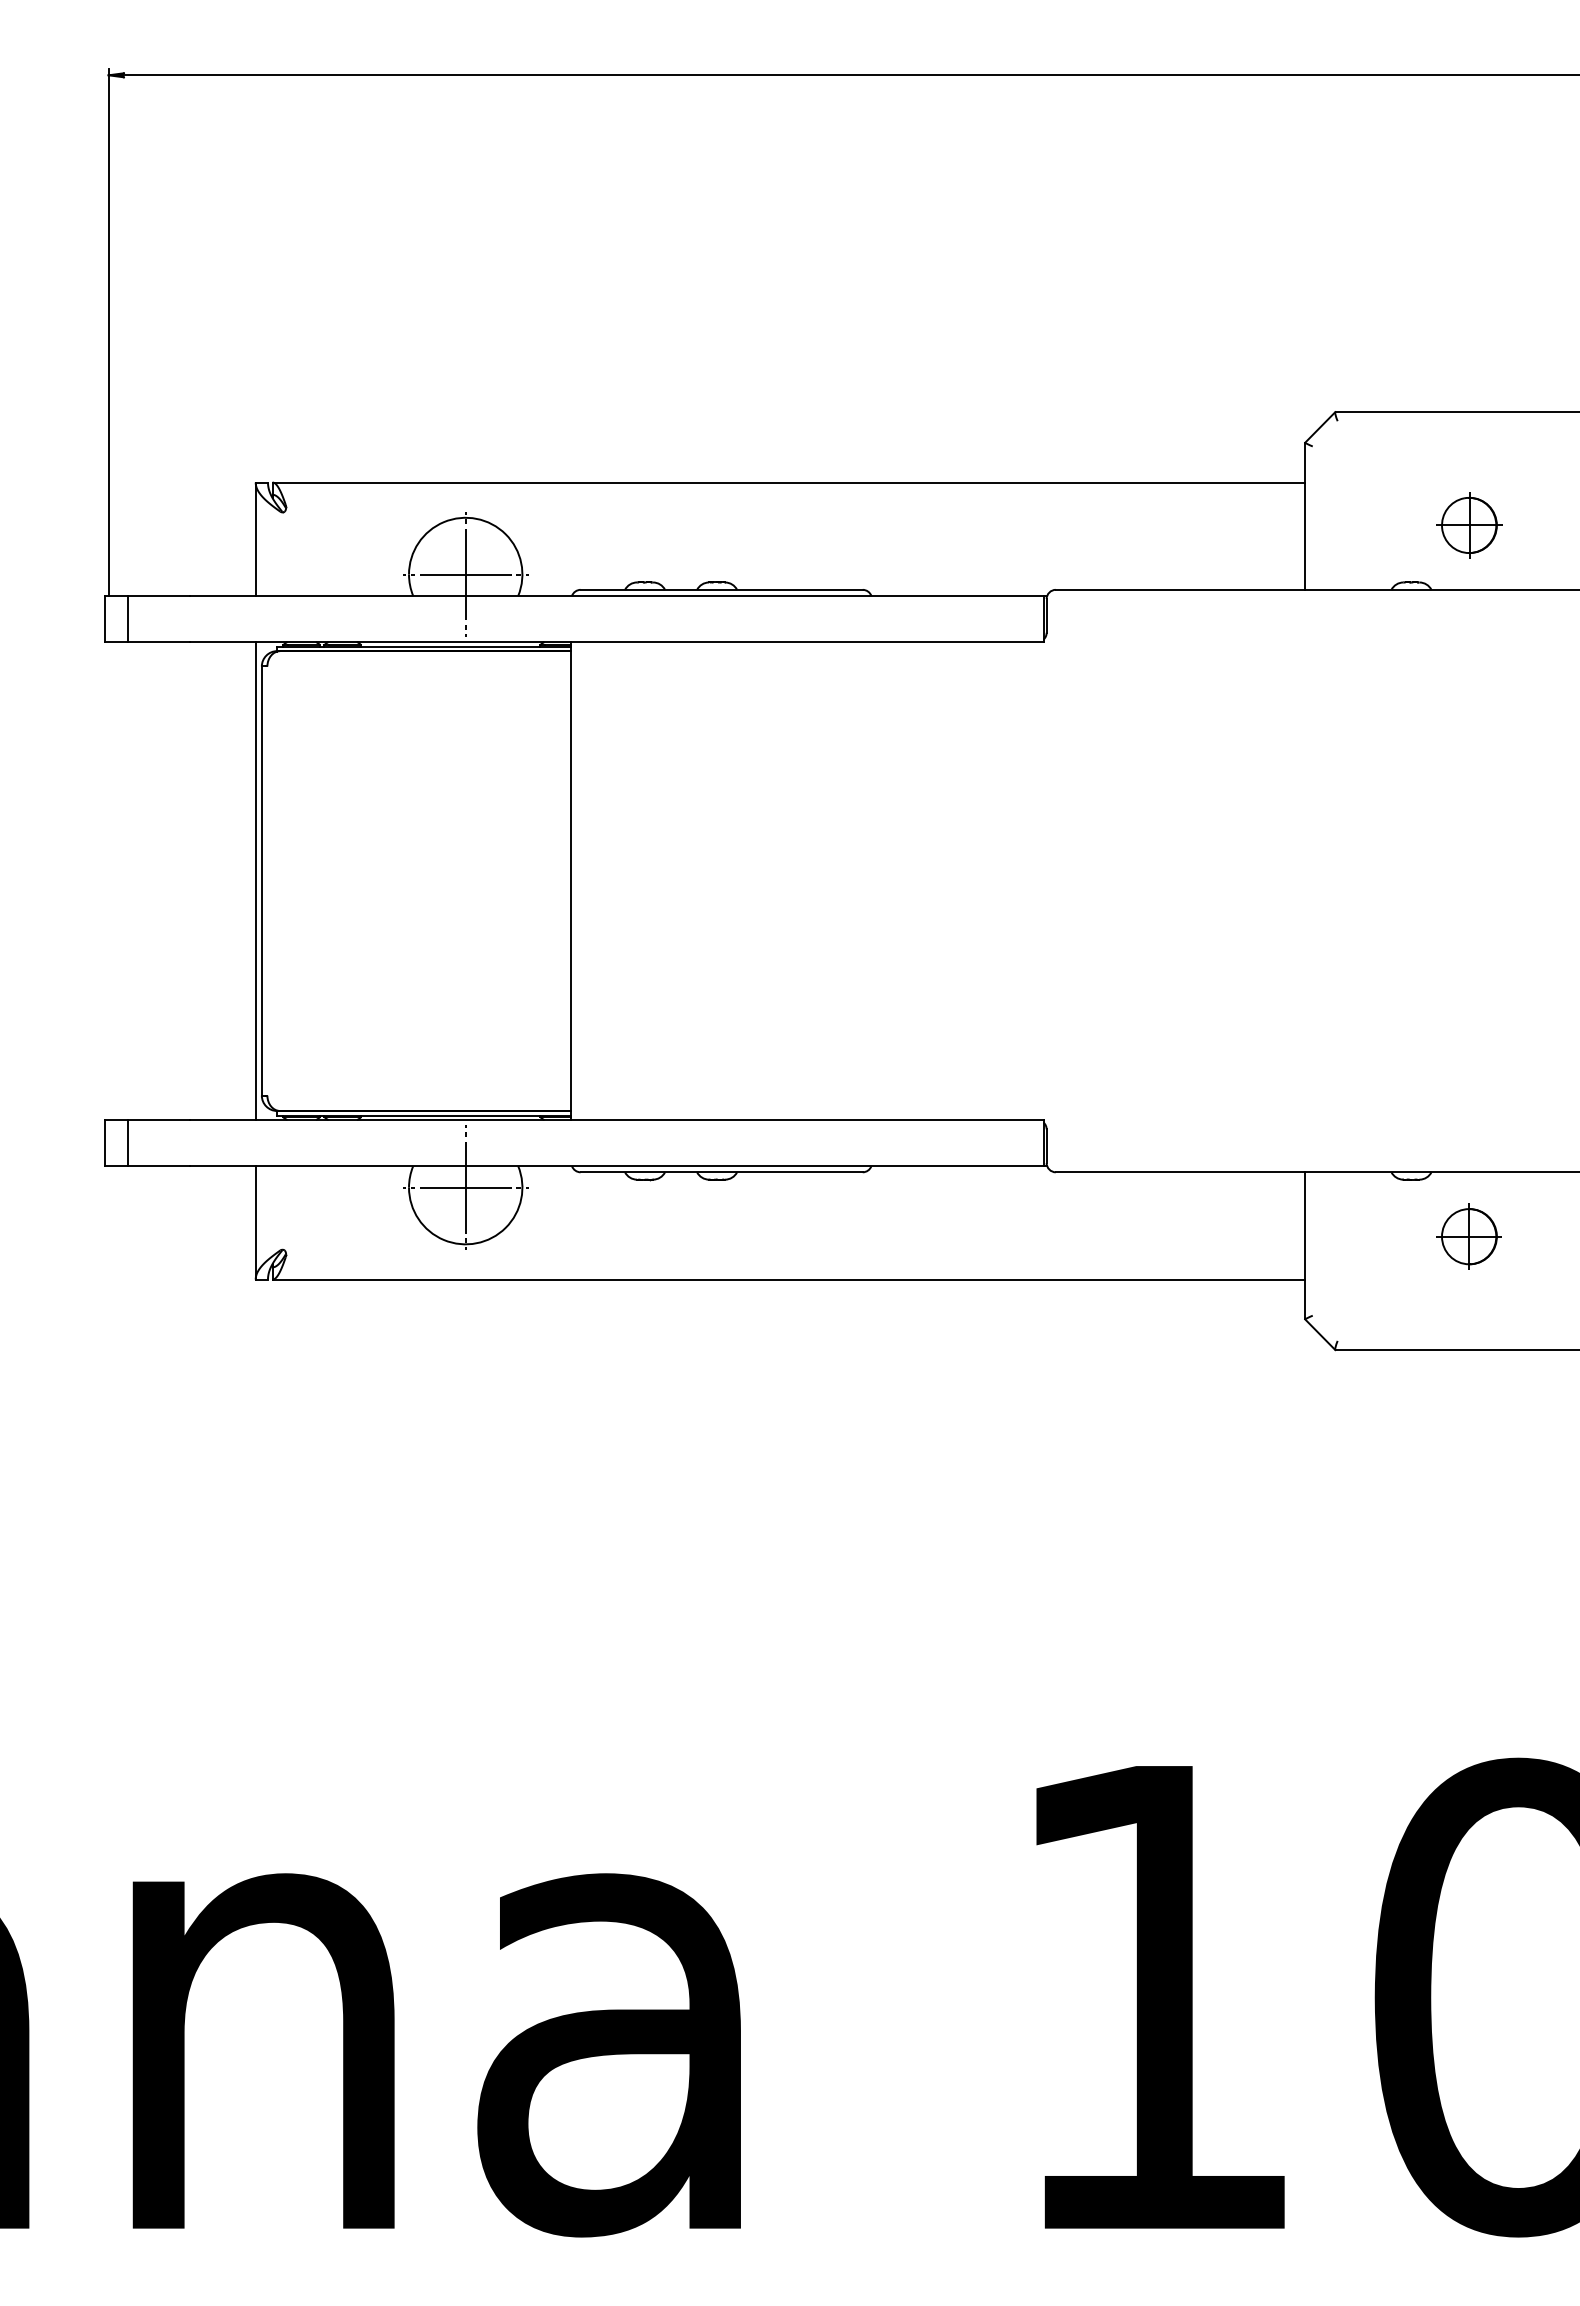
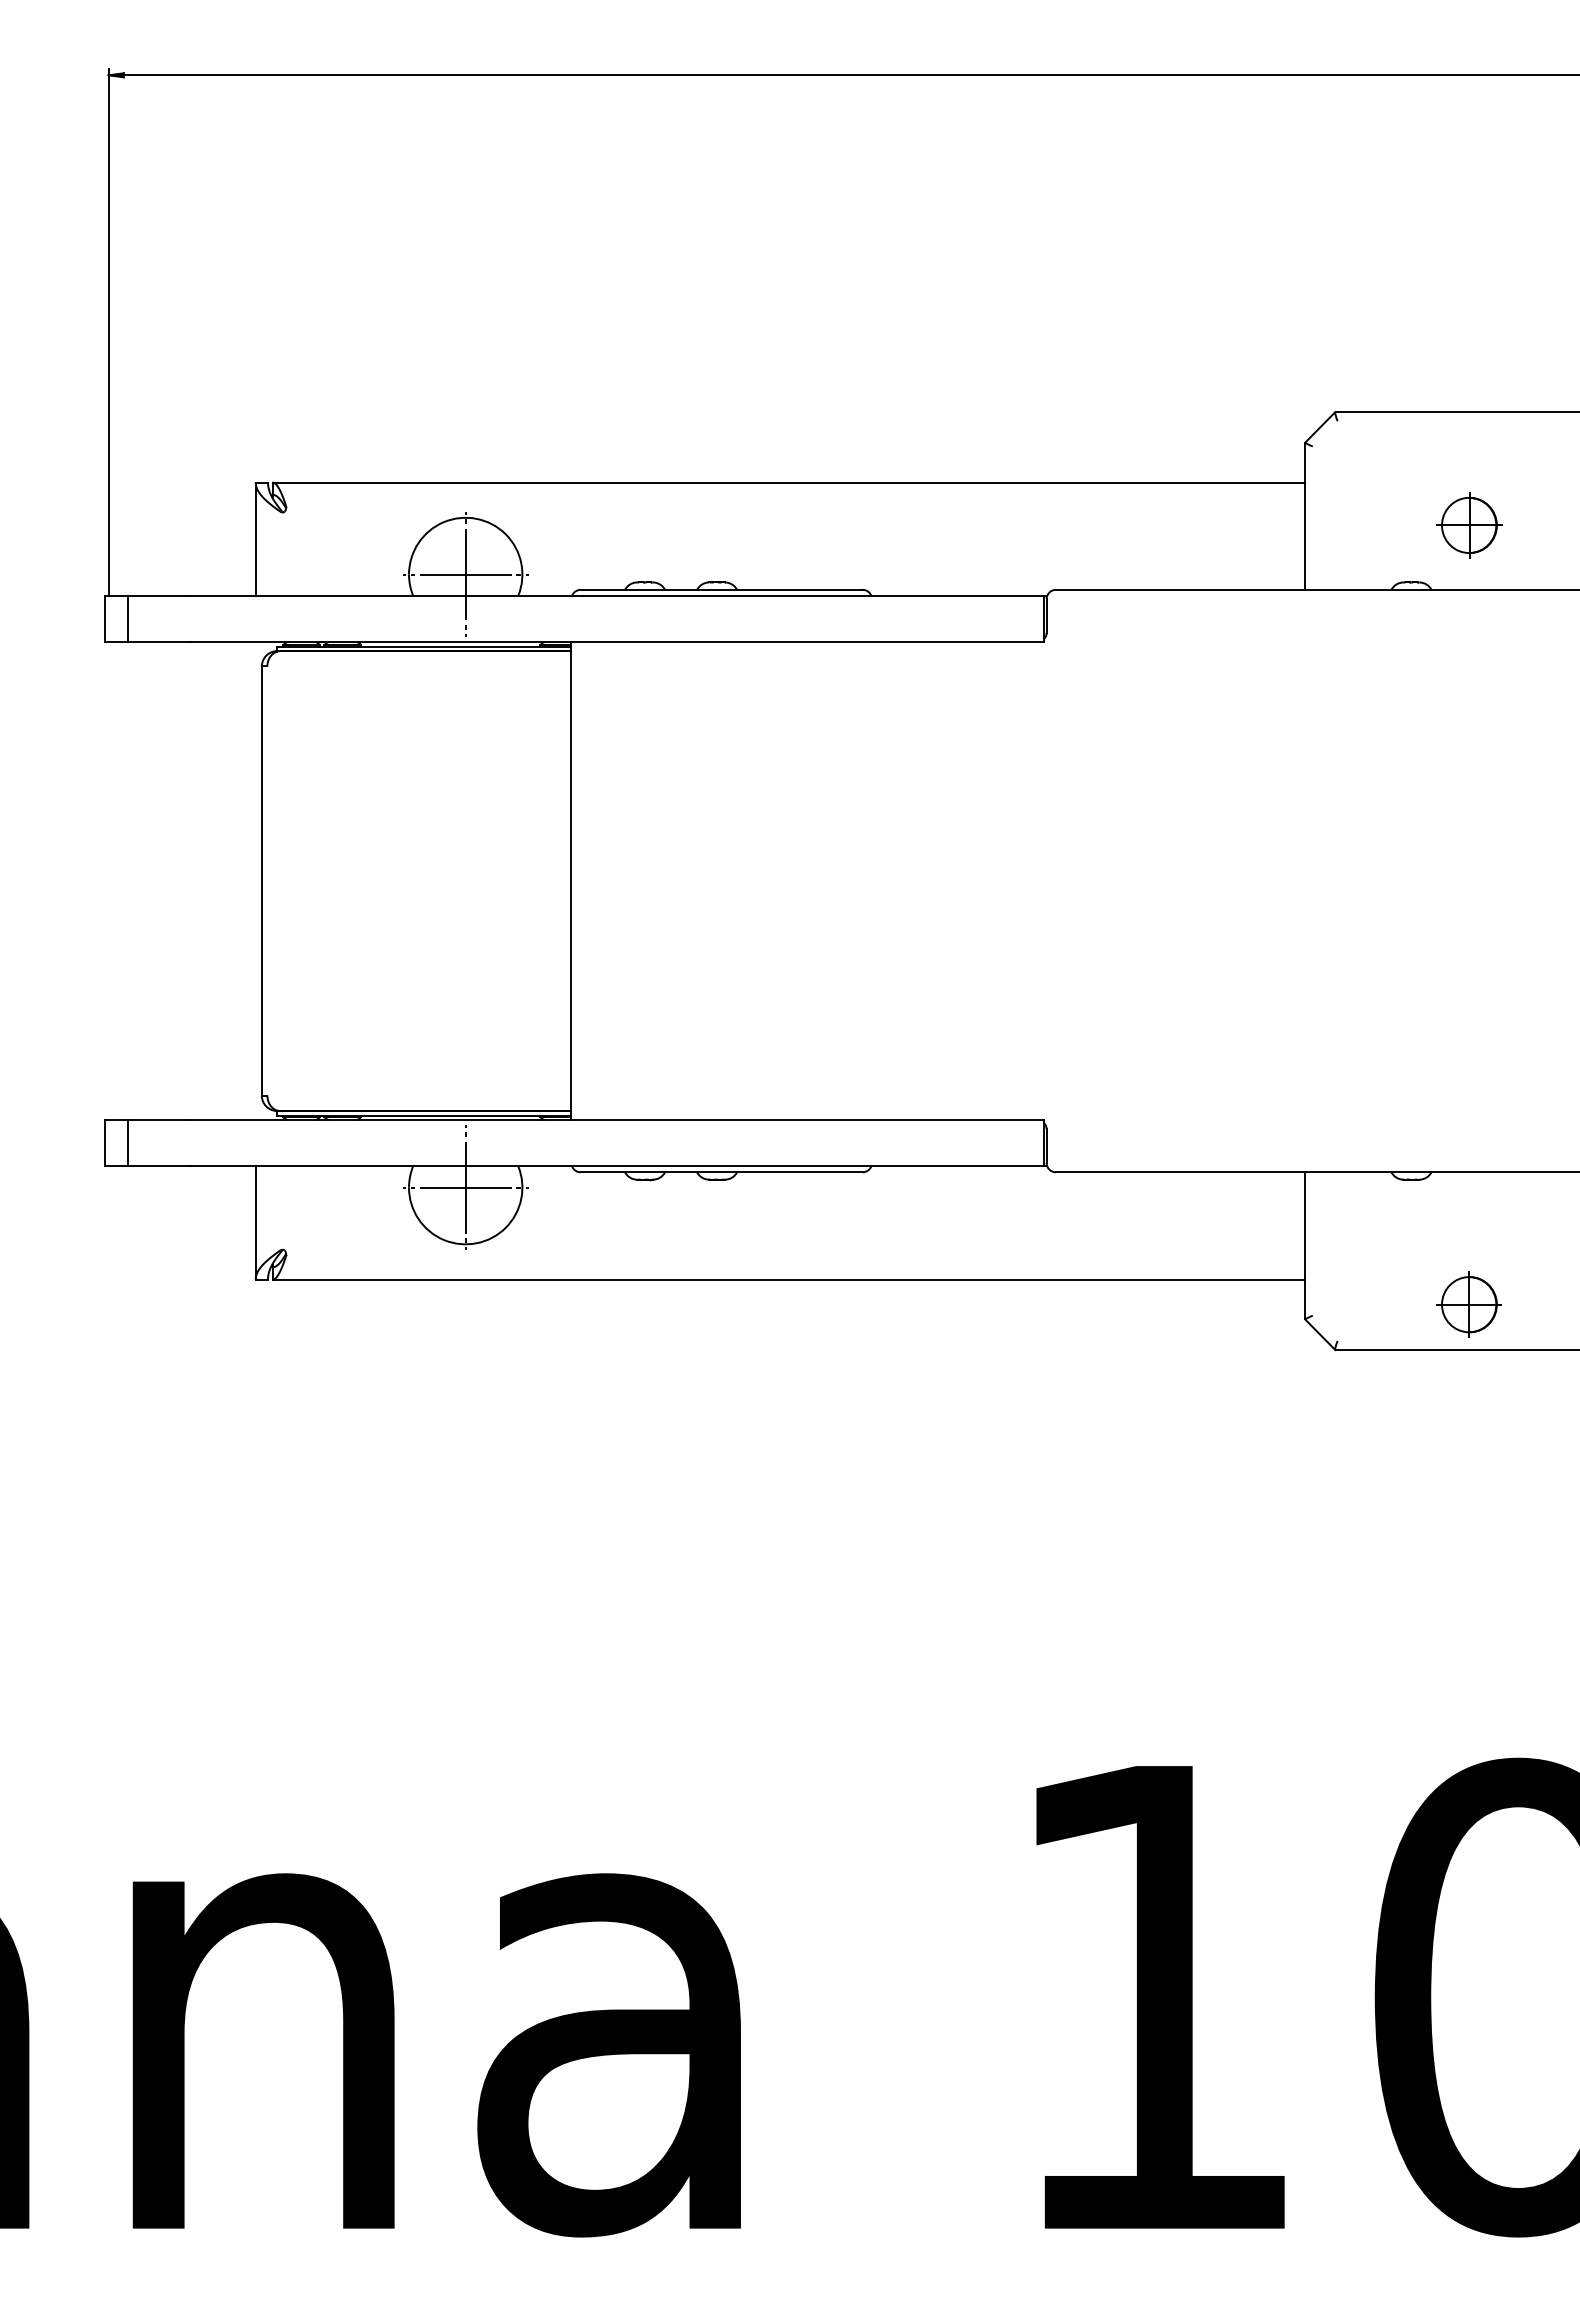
line: present -> none (255, 880)
part position: (1468, 1236) -> (1468, 1304) (1468, 1304)
